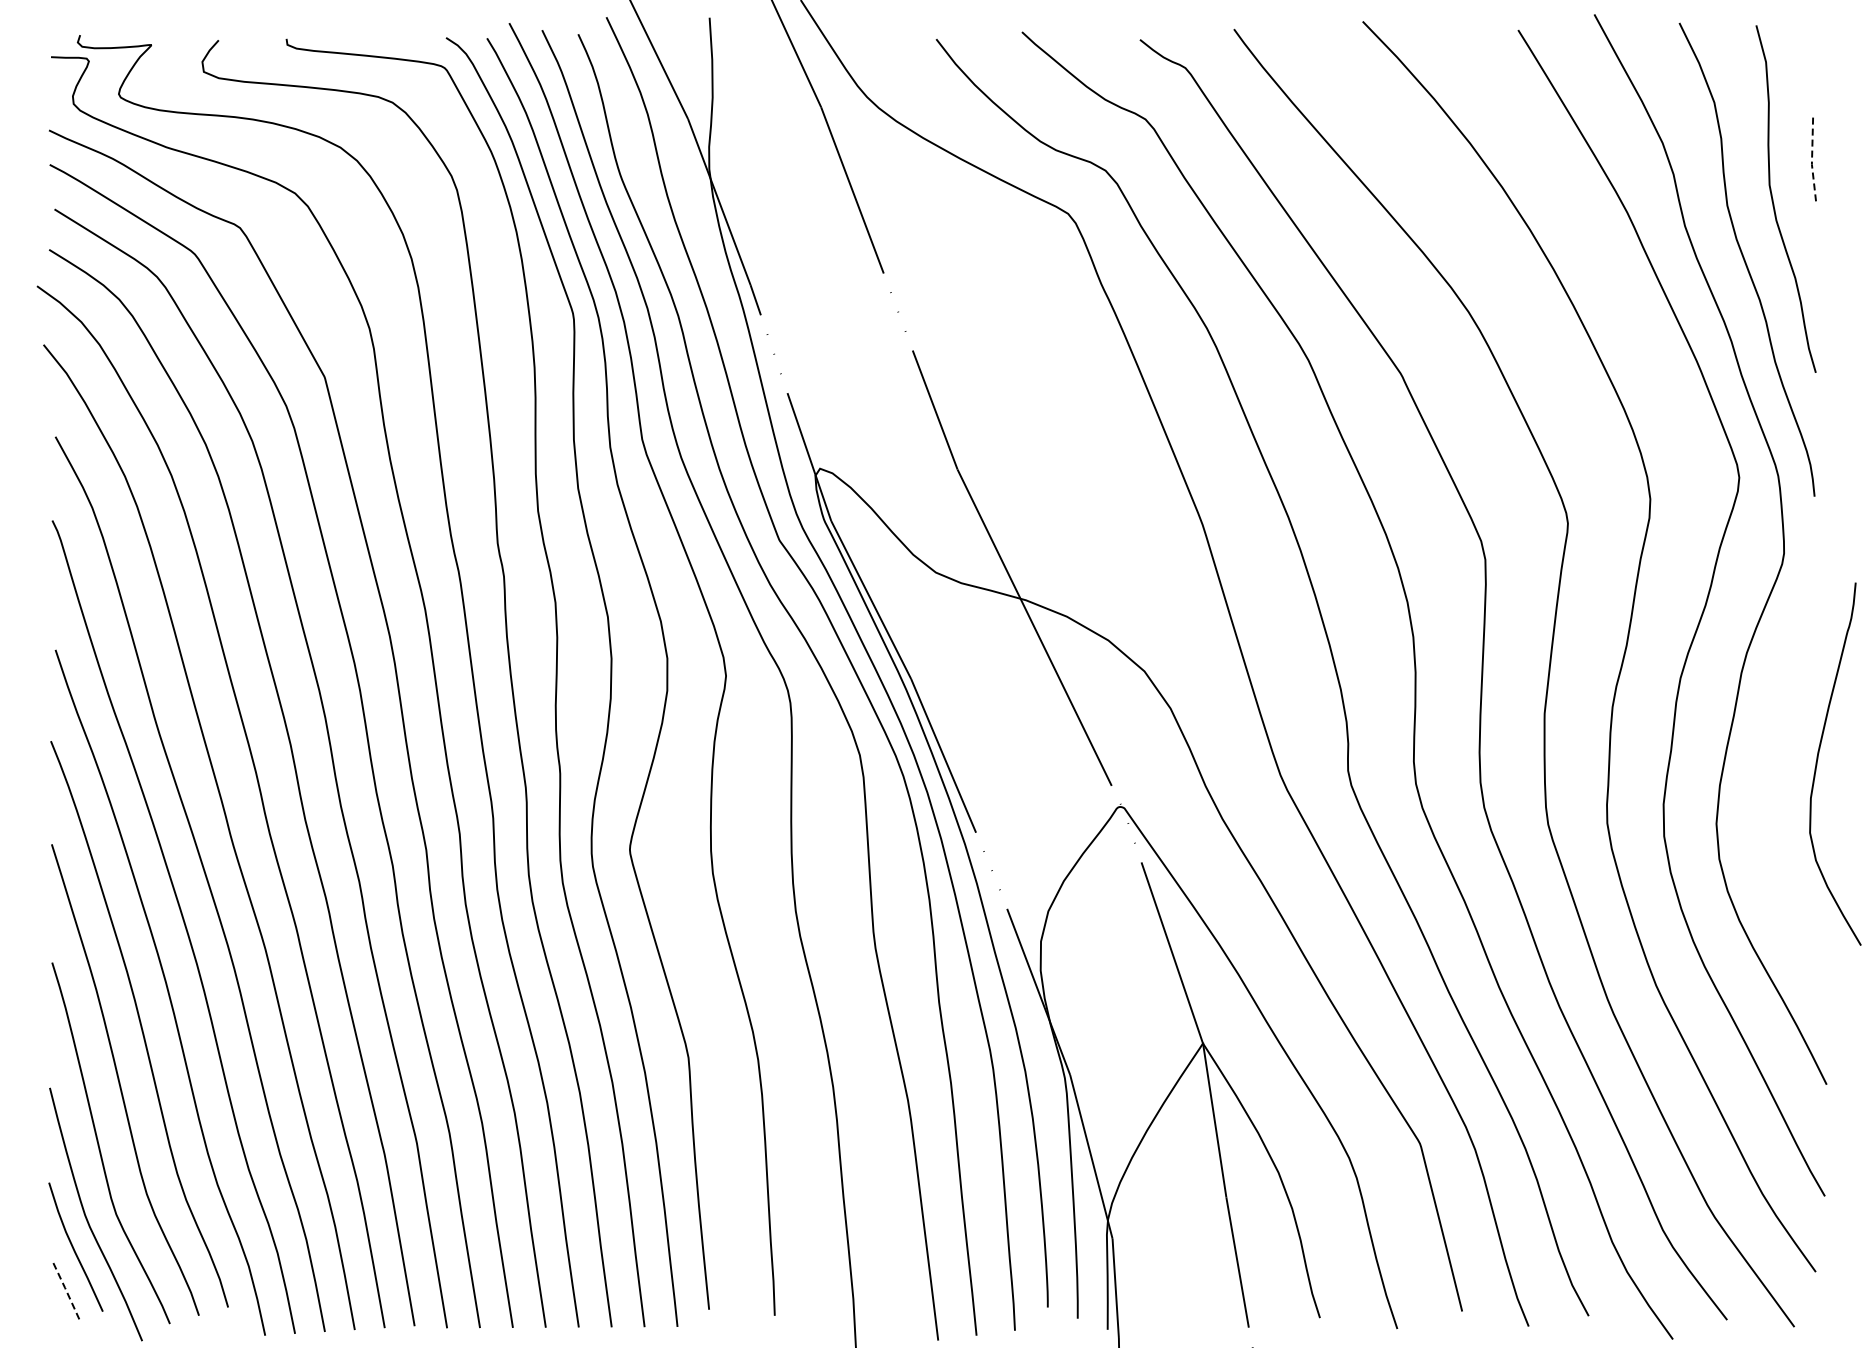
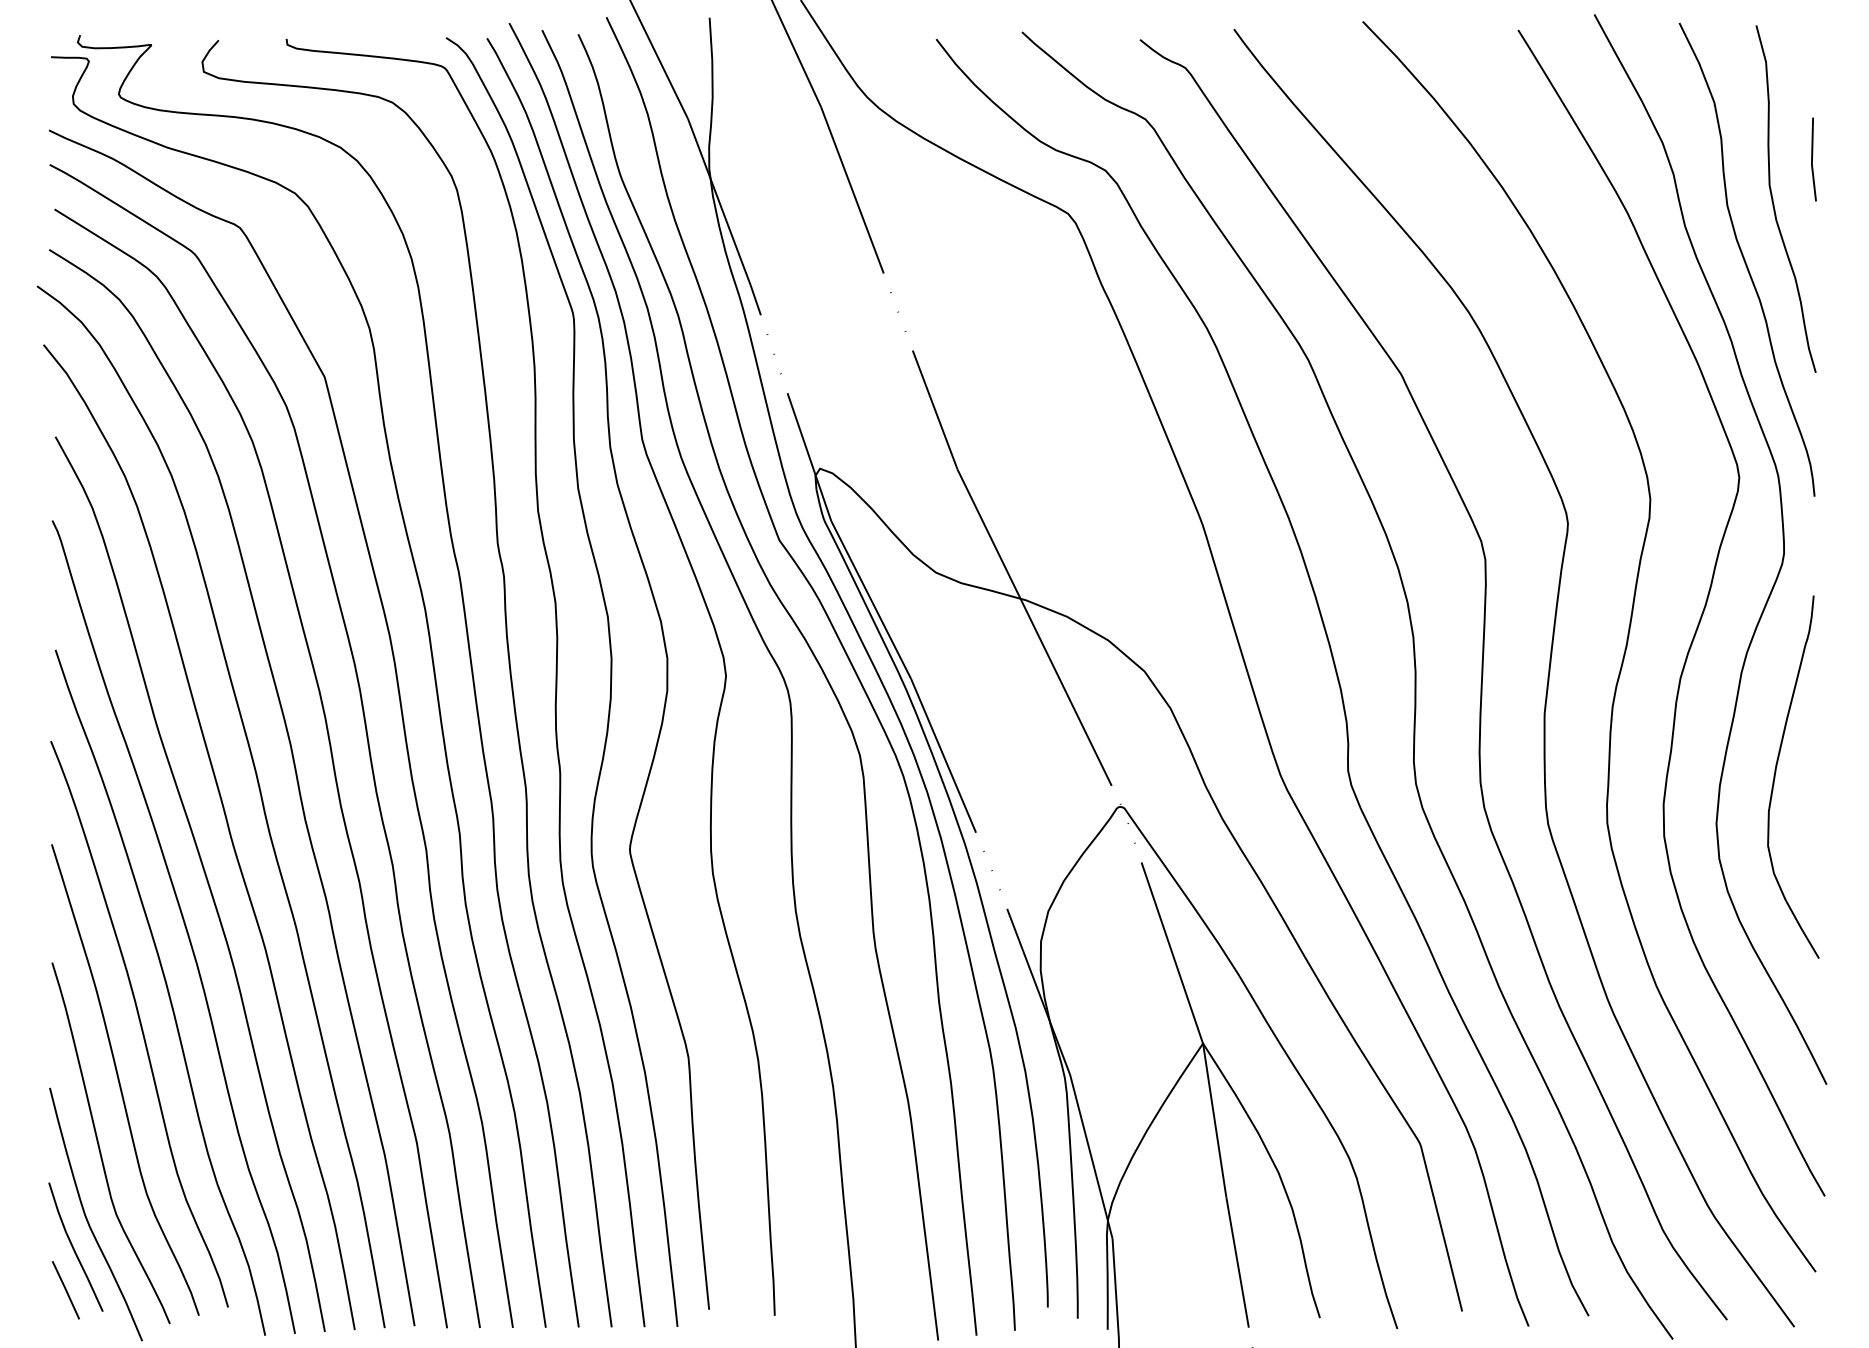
line: dashed -> solid (1812, 160)
curve position: (1818, 759) -> (1776, 772) (1776, 772)
line: dashed -> solid (65, 1289)
